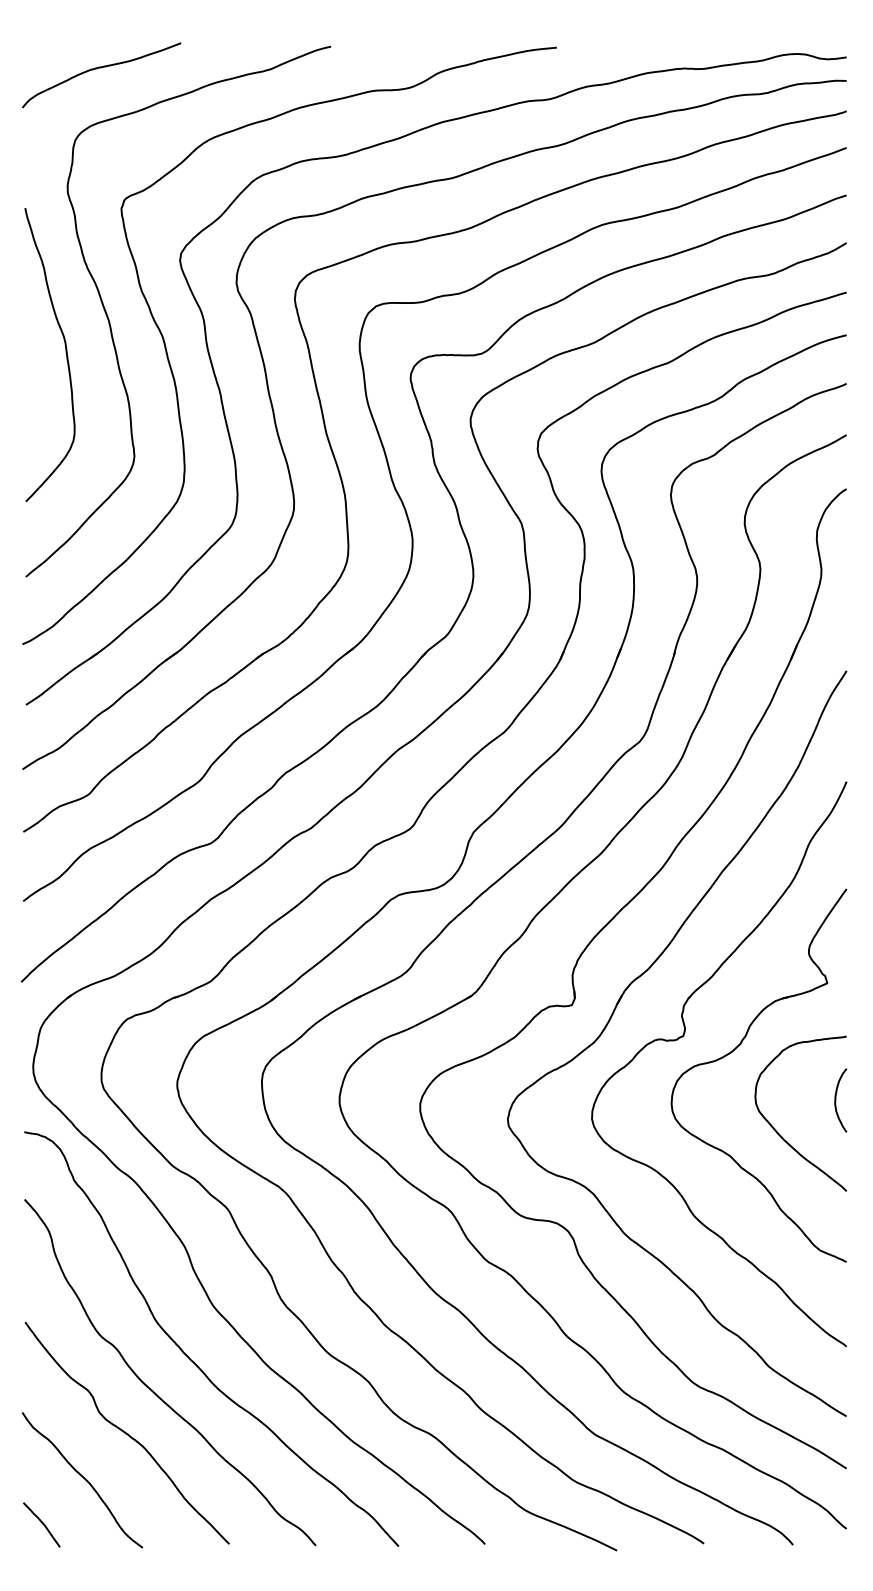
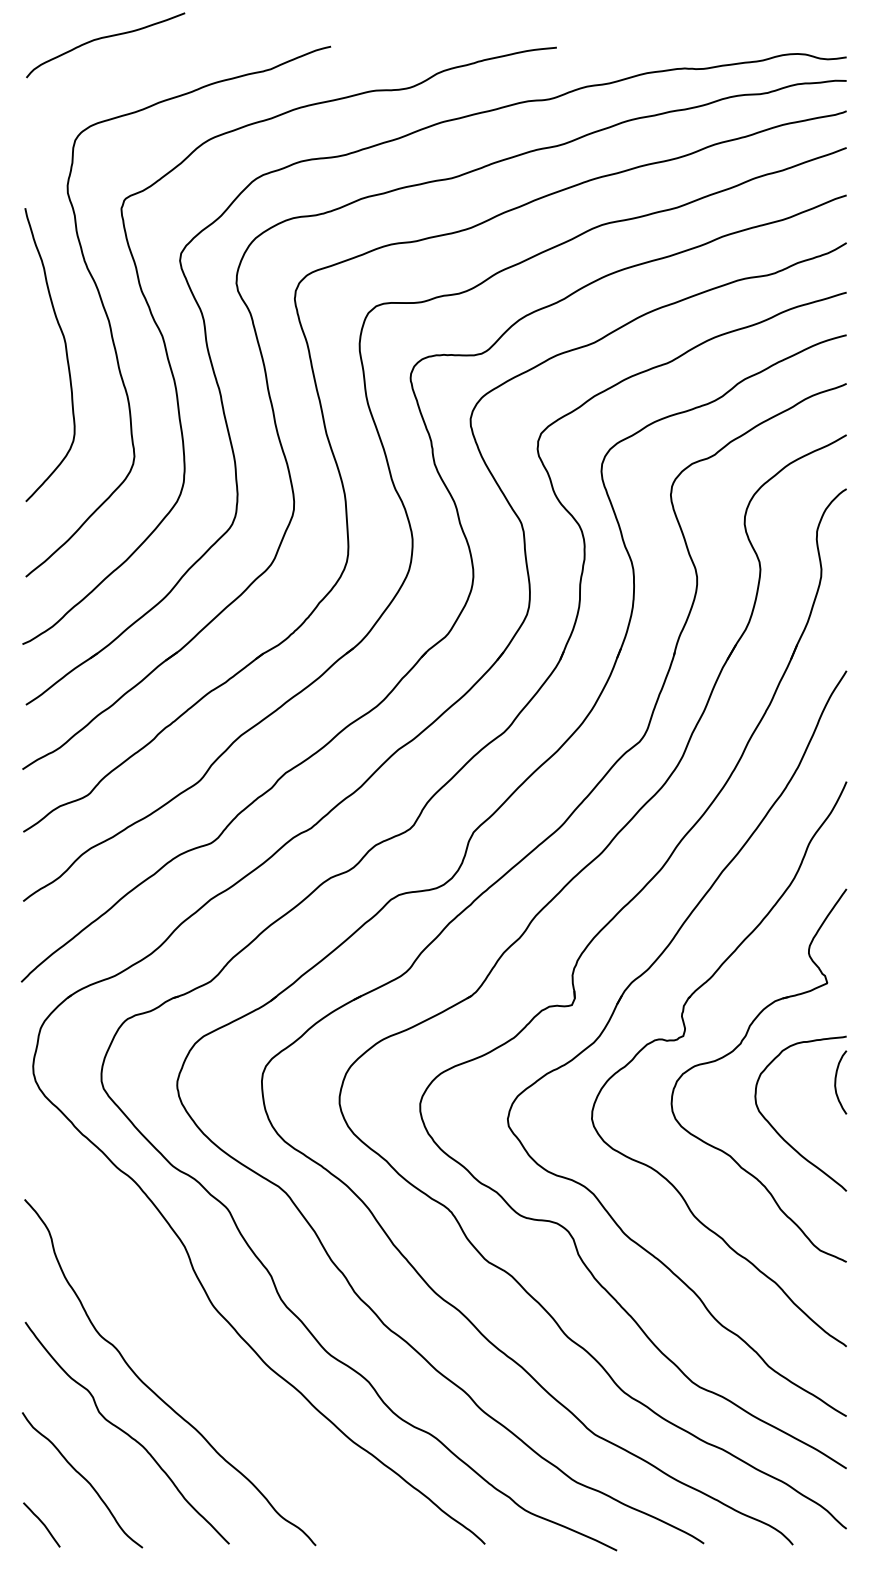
curve position: (101, 68) -> (105, 38) (105, 38)
curve position: (836, 1100) -> (836, 1082) (836, 1082)
curve: present -> none (190, 1358)
